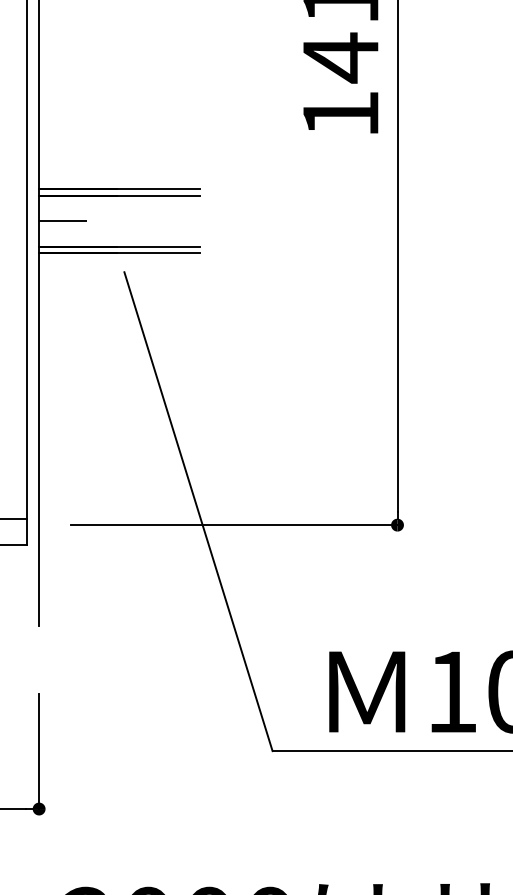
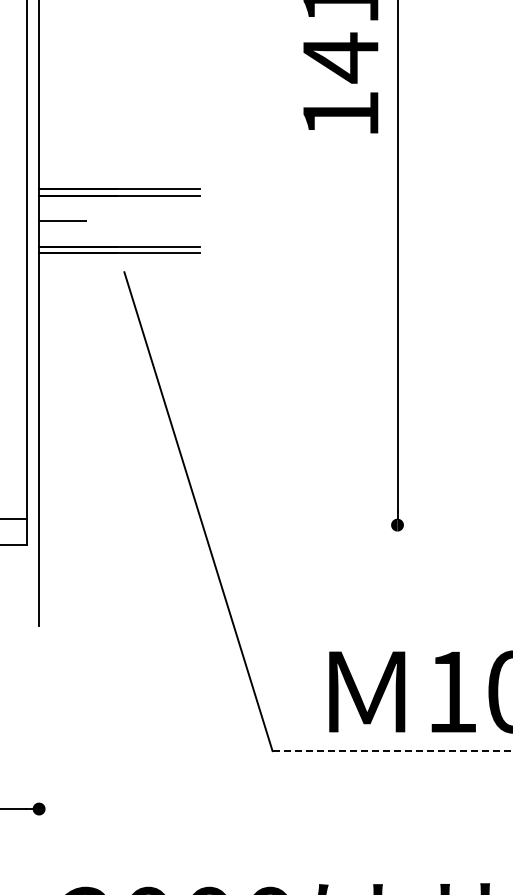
line: present -> none (234, 525)
line: present -> none (39, 751)
line: solid -> dashed (392, 751)
